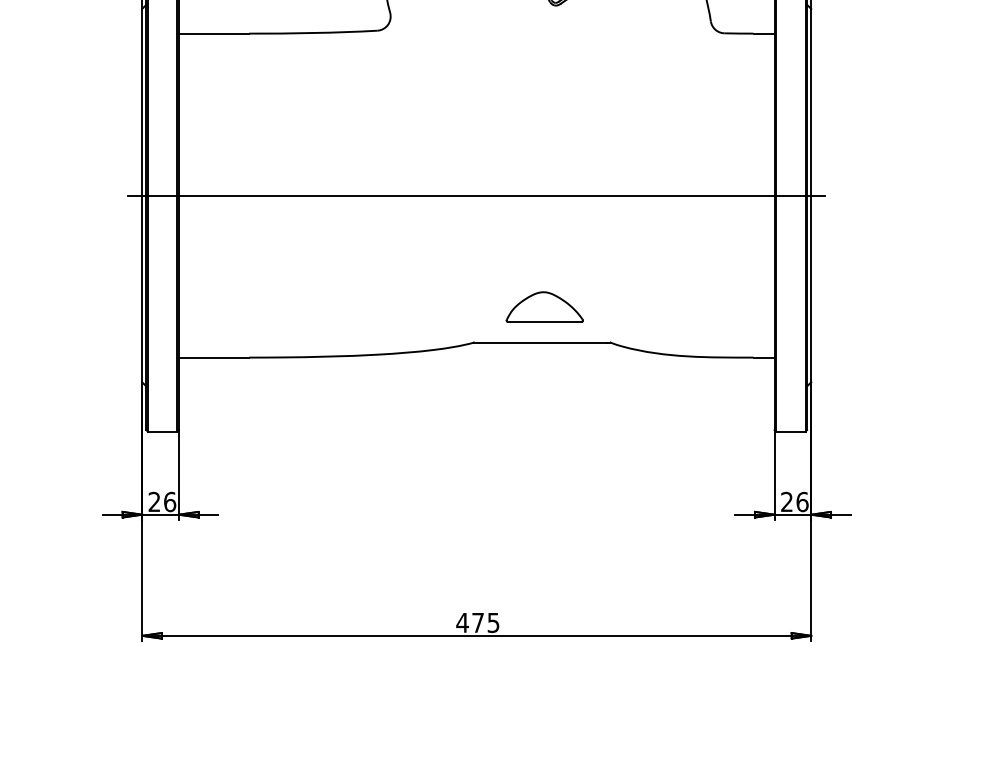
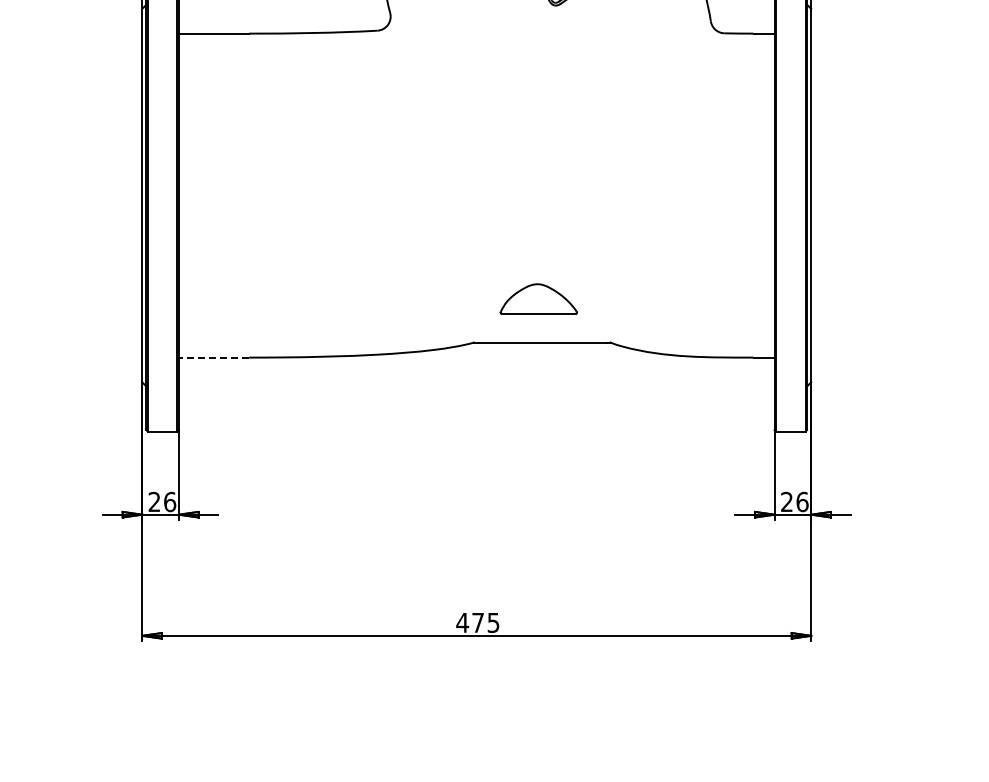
line: present -> none (476, 195)
part position: (544, 306) -> (538, 298) (538, 298)
line: solid -> dashed (213, 357)
